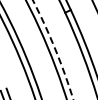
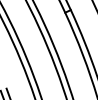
arc: dashed -> solid (54, 48)
